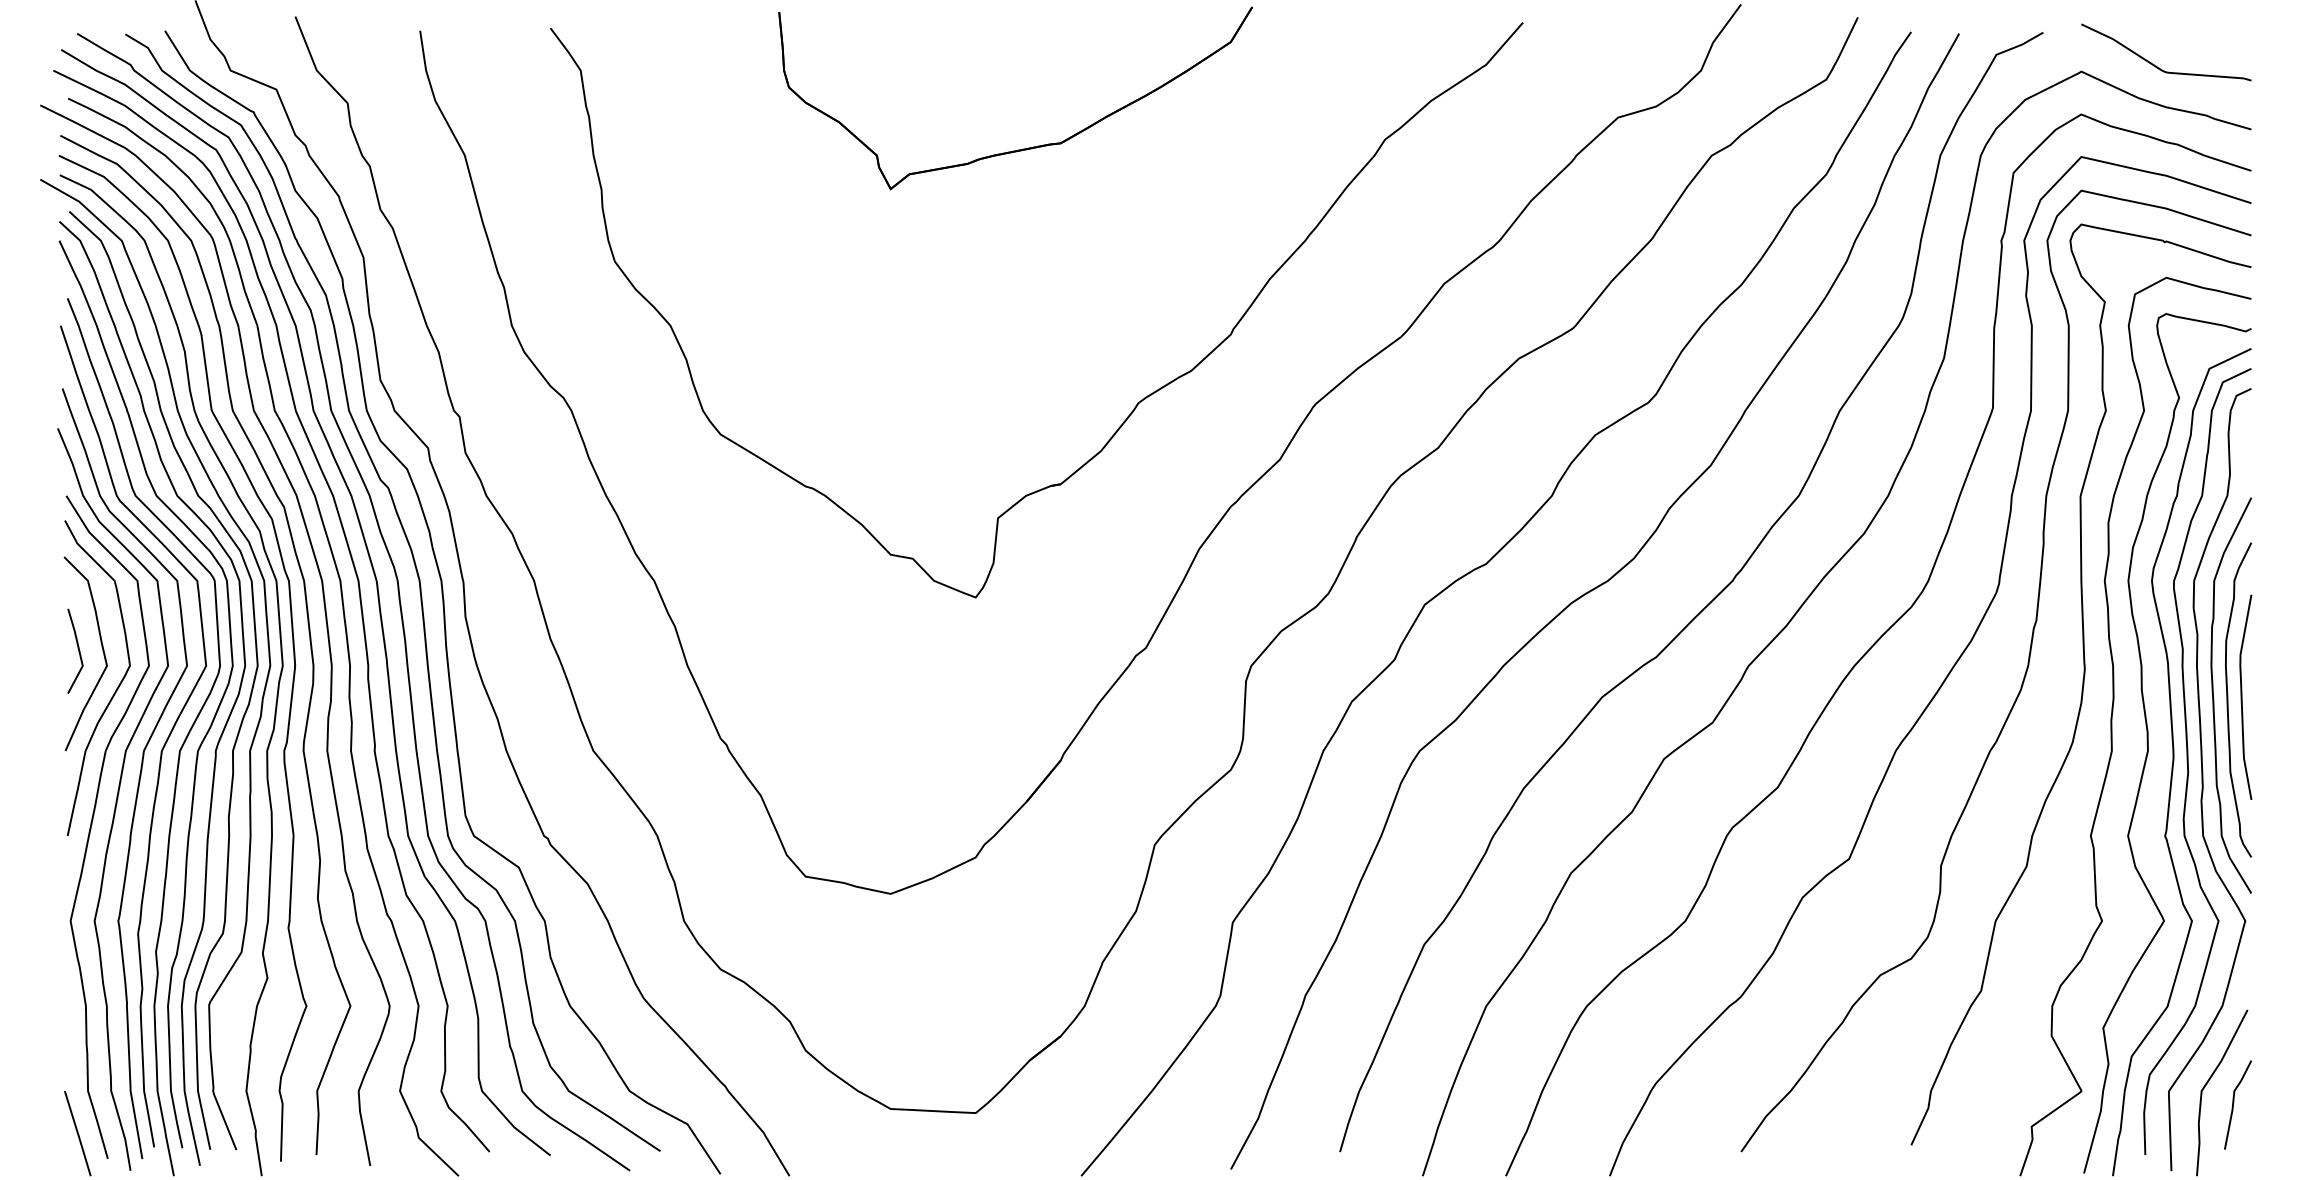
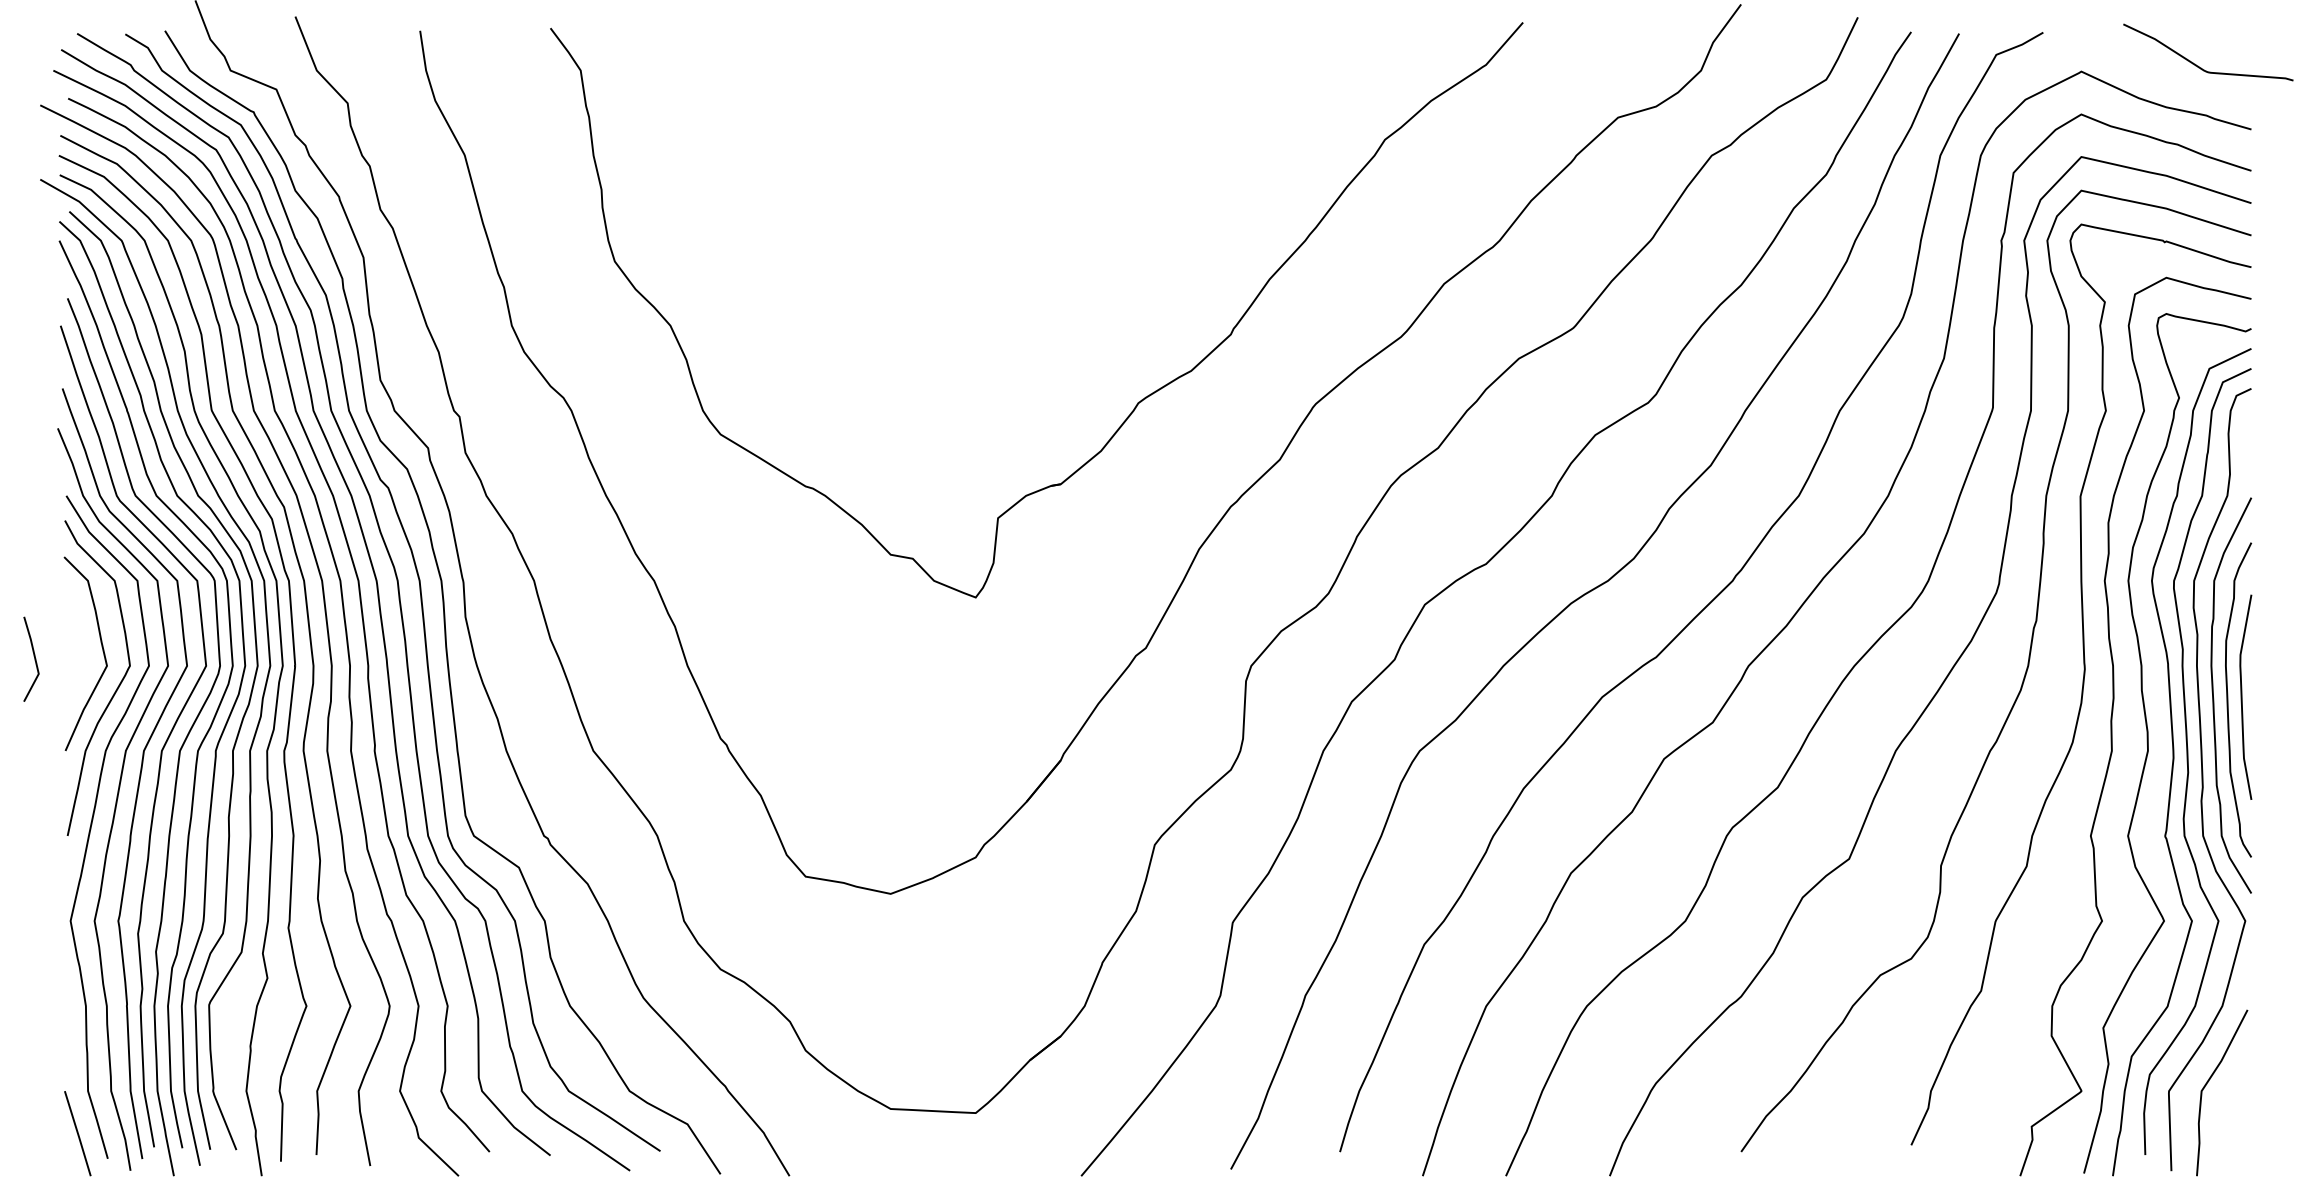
curve position: (2156, 65) -> (2198, 65) (2198, 65)
part: present -> none (1023, 148)
line position: (77, 648) -> (33, 656) (33, 656)
line: present -> none (2234, 1103)
